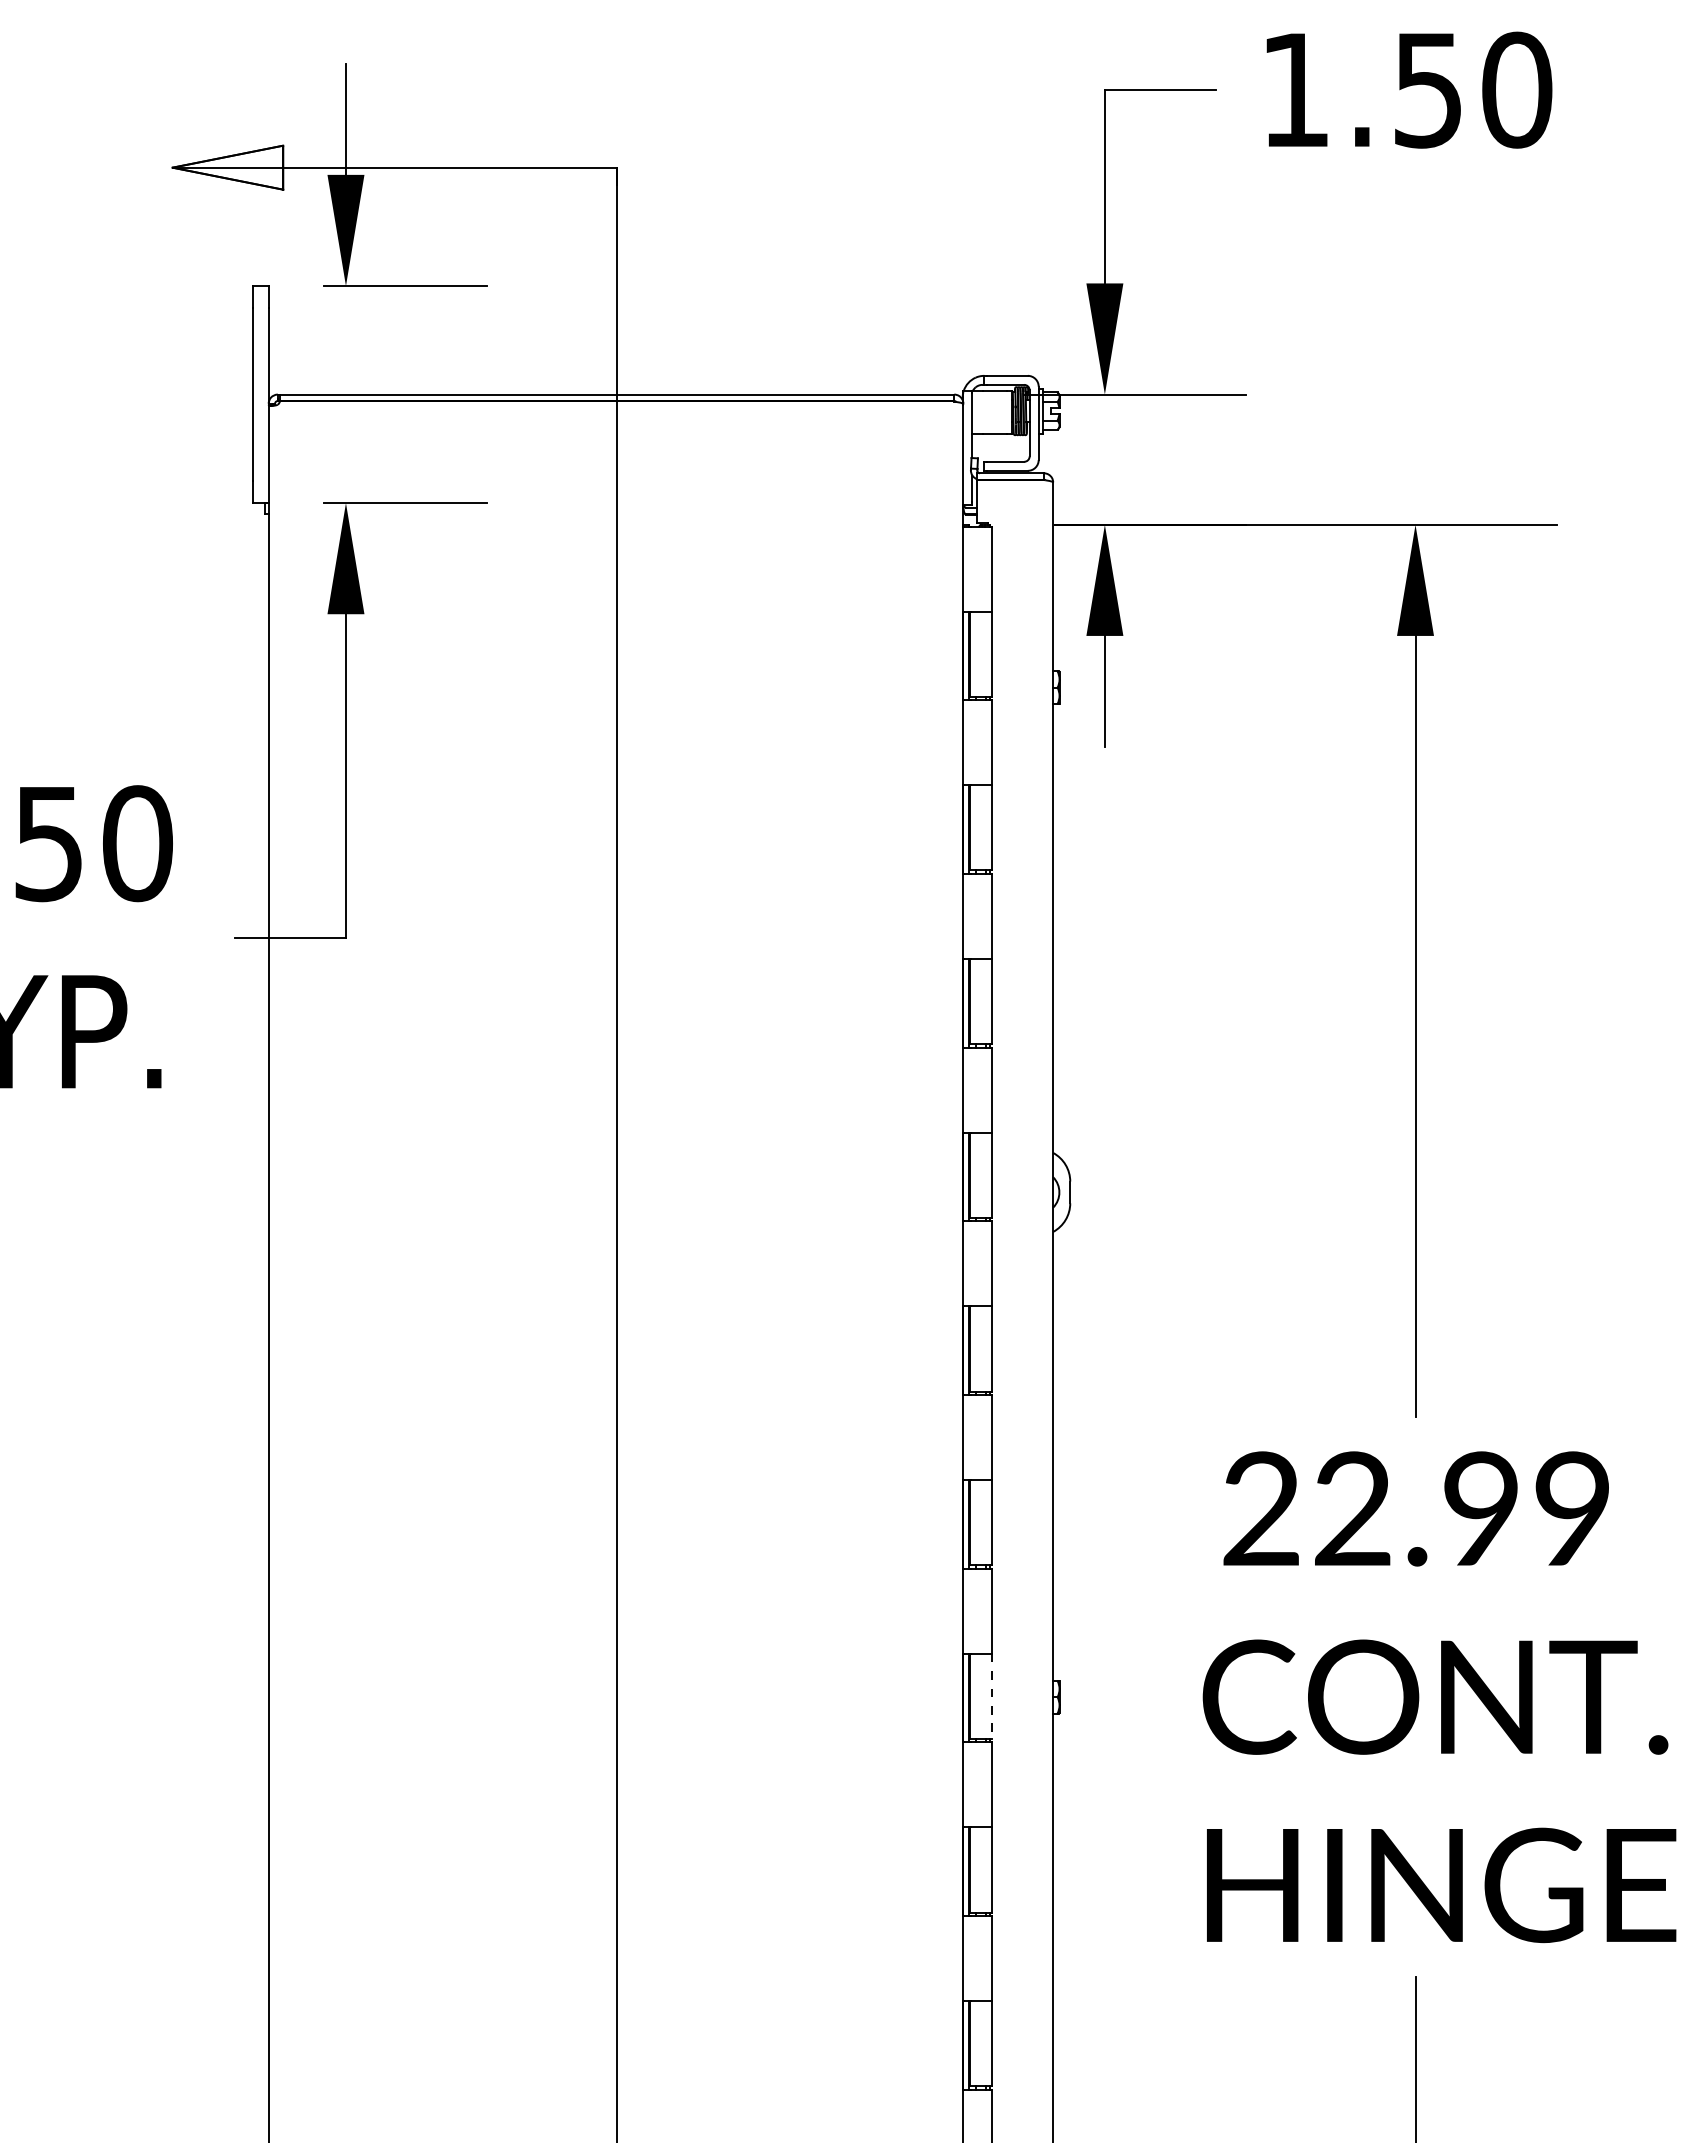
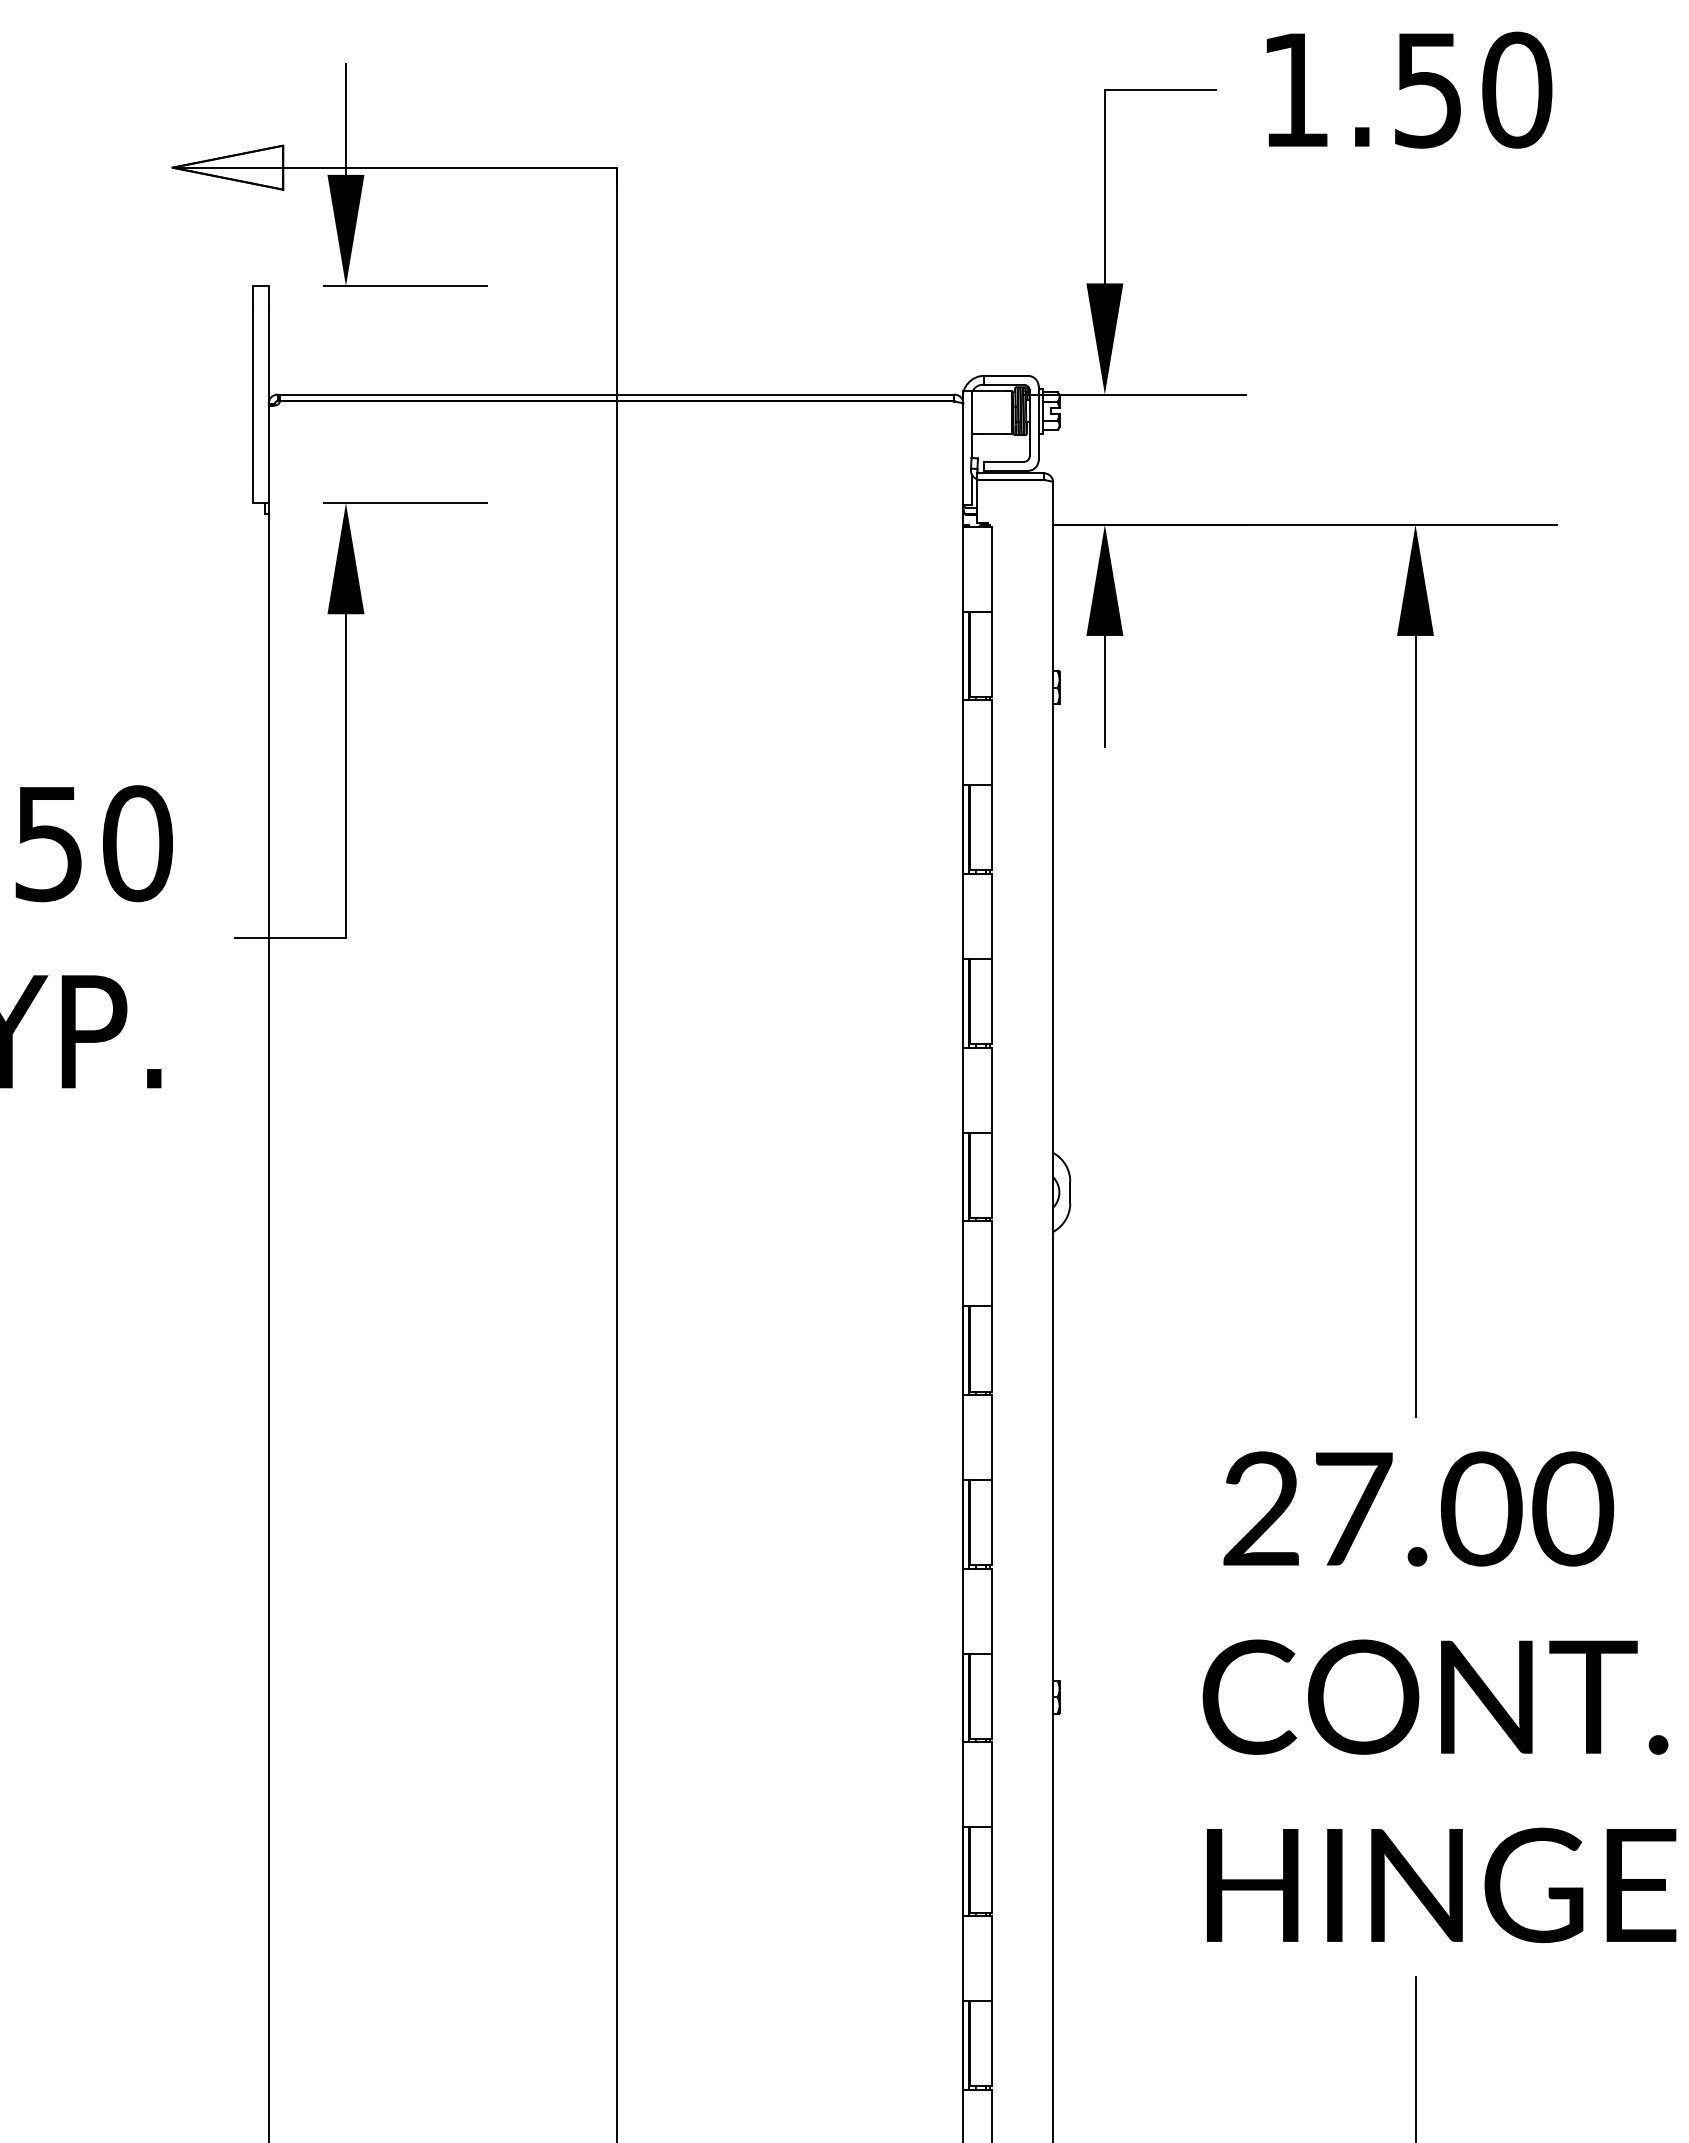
text: 22.99 -> 27.00 (1464, 1508)
line: dashed -> solid (991, 1696)
